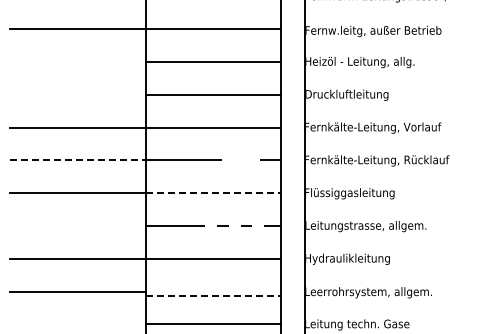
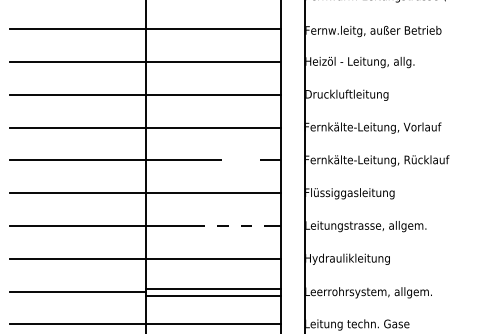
line: none -> present (77, 61)
line: none -> present (77, 94)
line: dashed -> solid (78, 160)
line: dashed -> solid (213, 193)
line: none -> present (77, 225)
line: none -> present (212, 288)
line: dashed -> solid (213, 295)
line: none -> present (77, 324)
